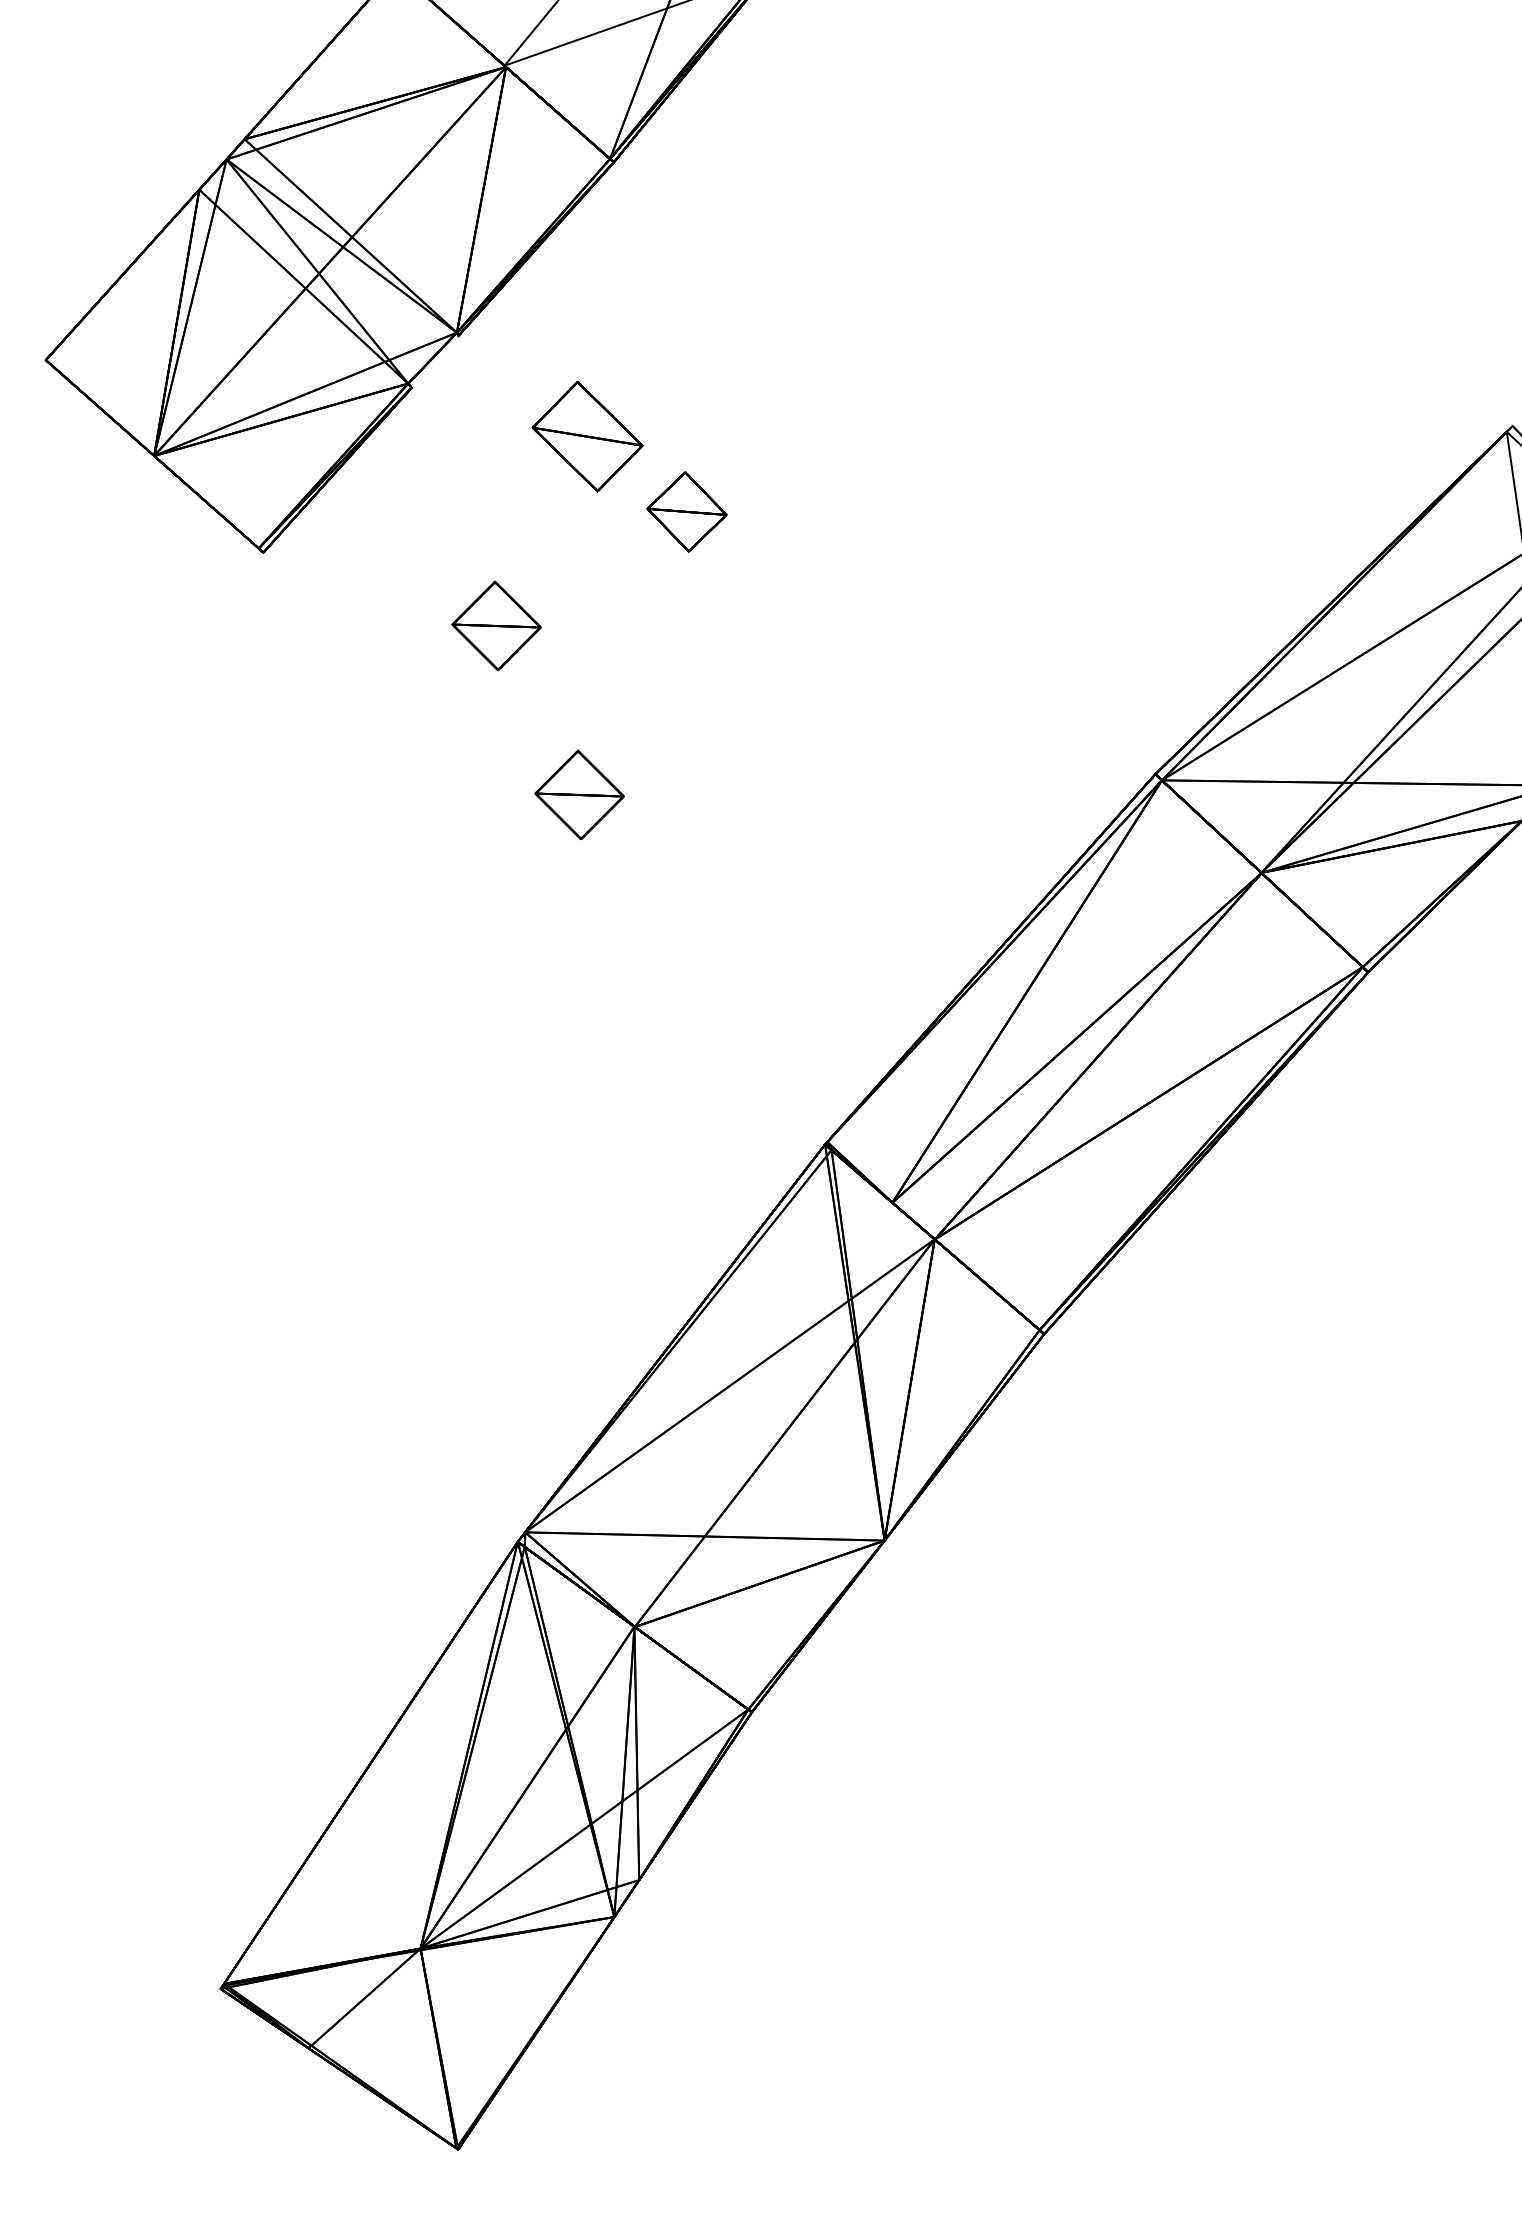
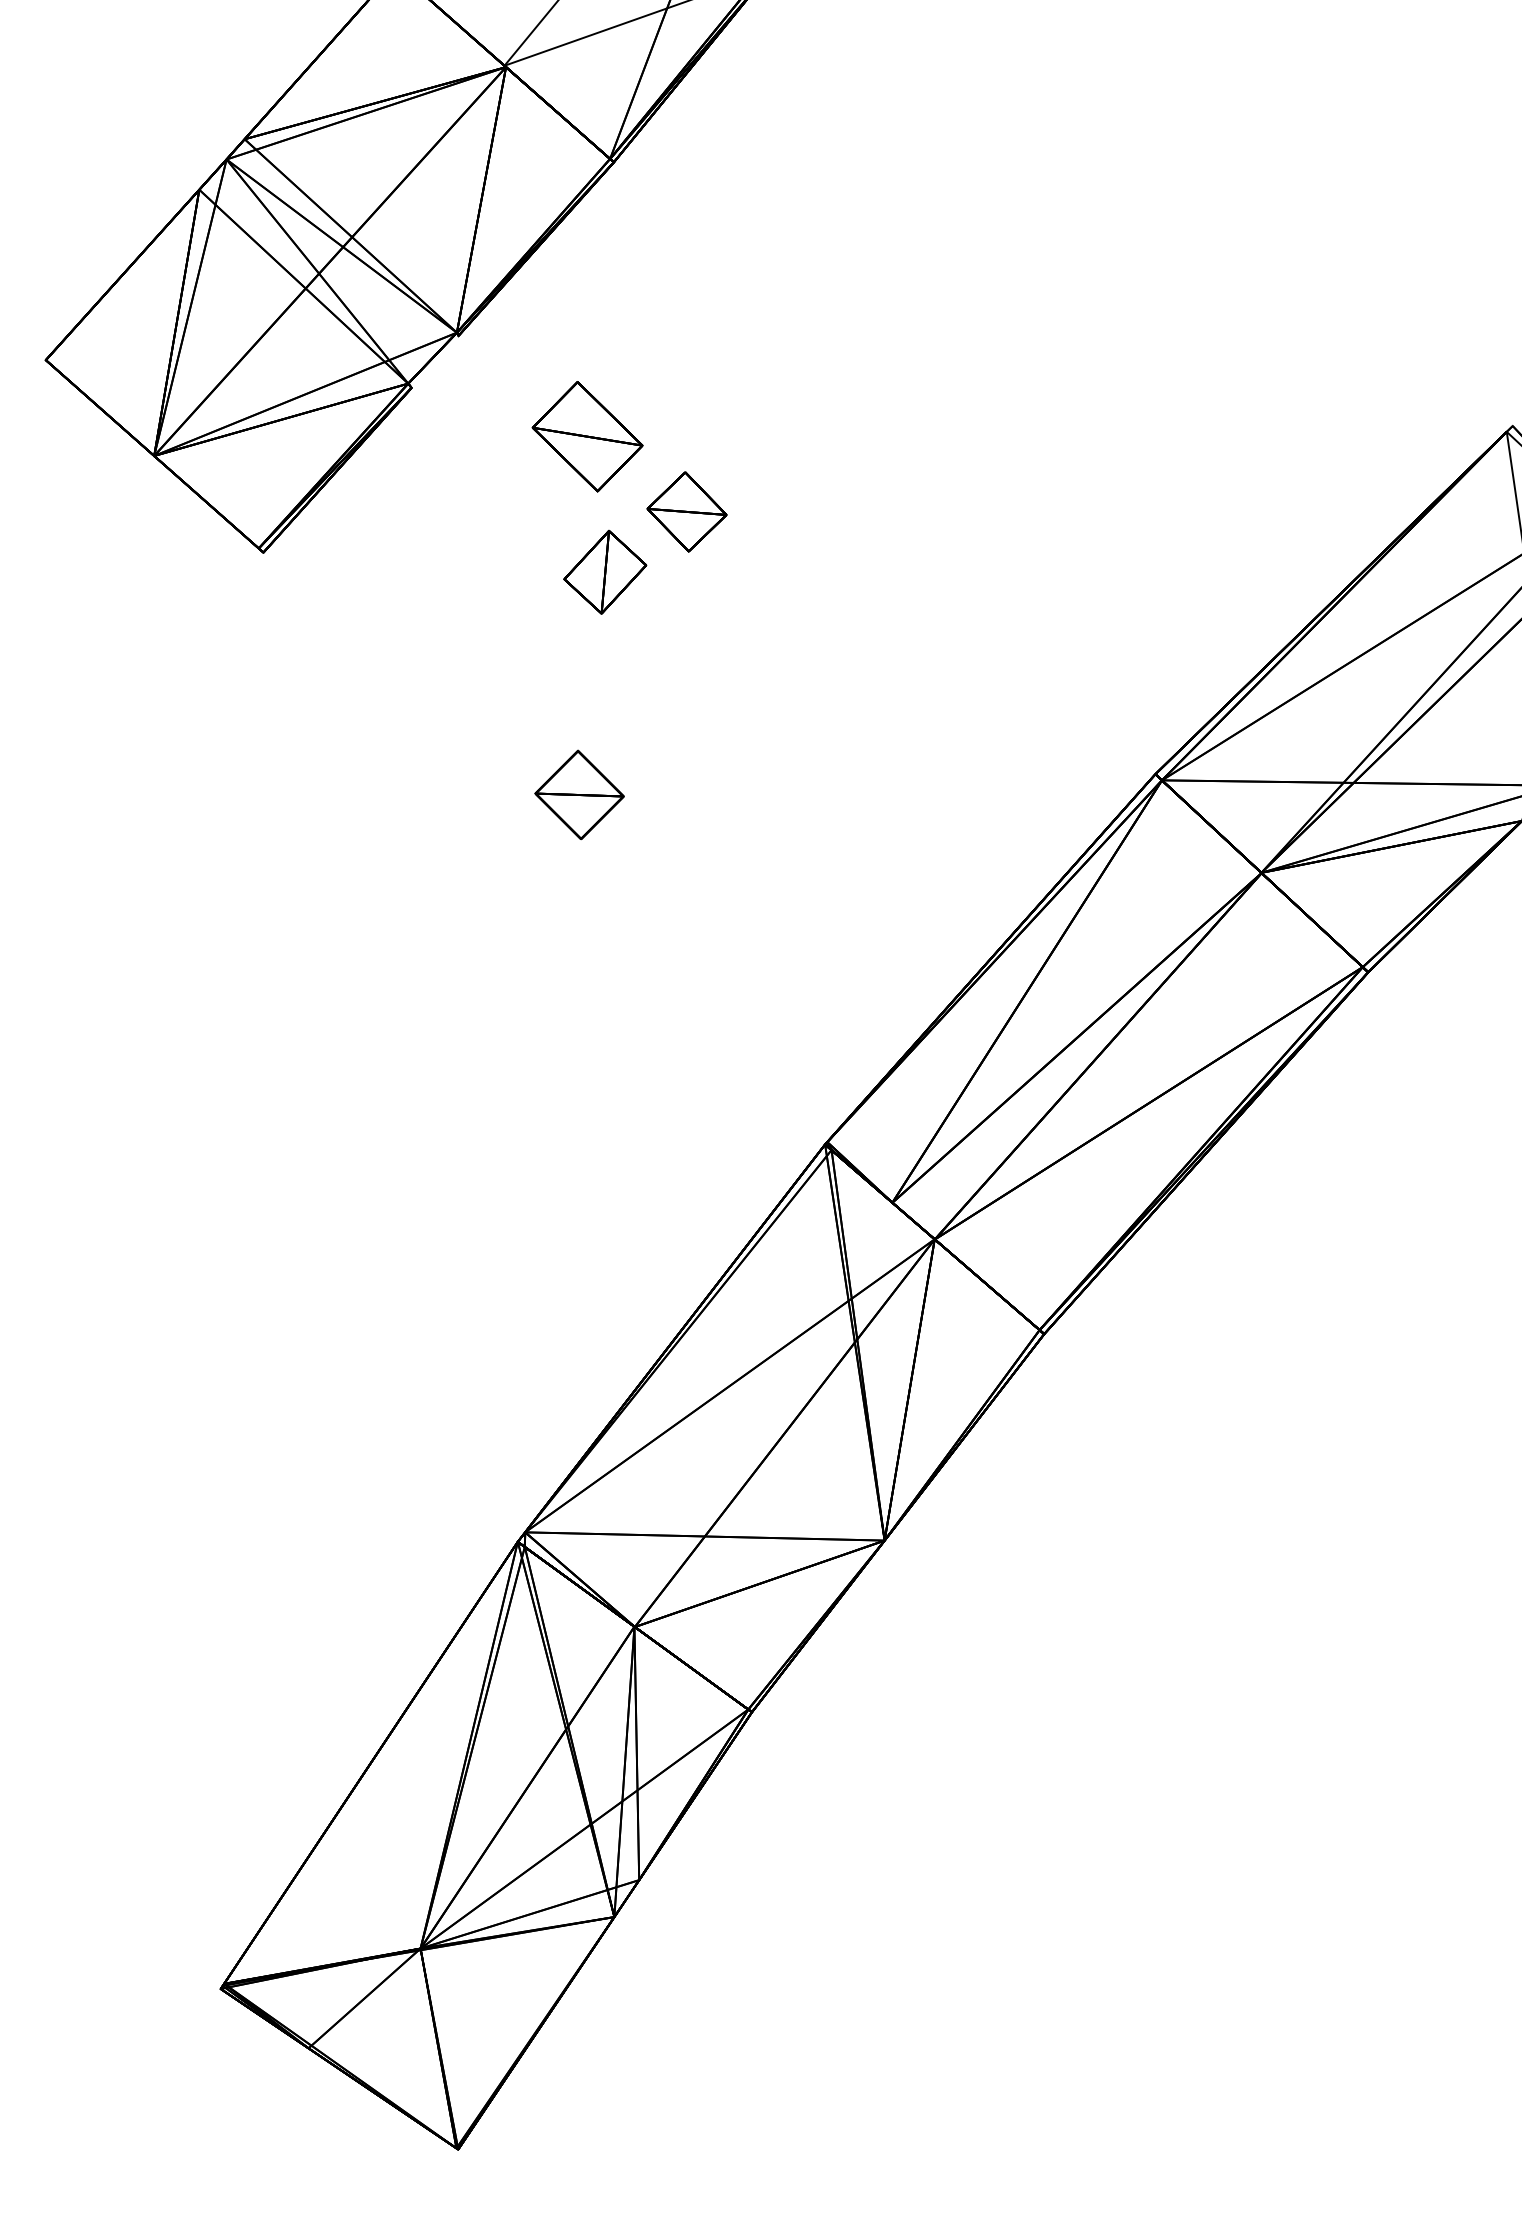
part: none -> present (605, 571)
part: present -> none (496, 625)
